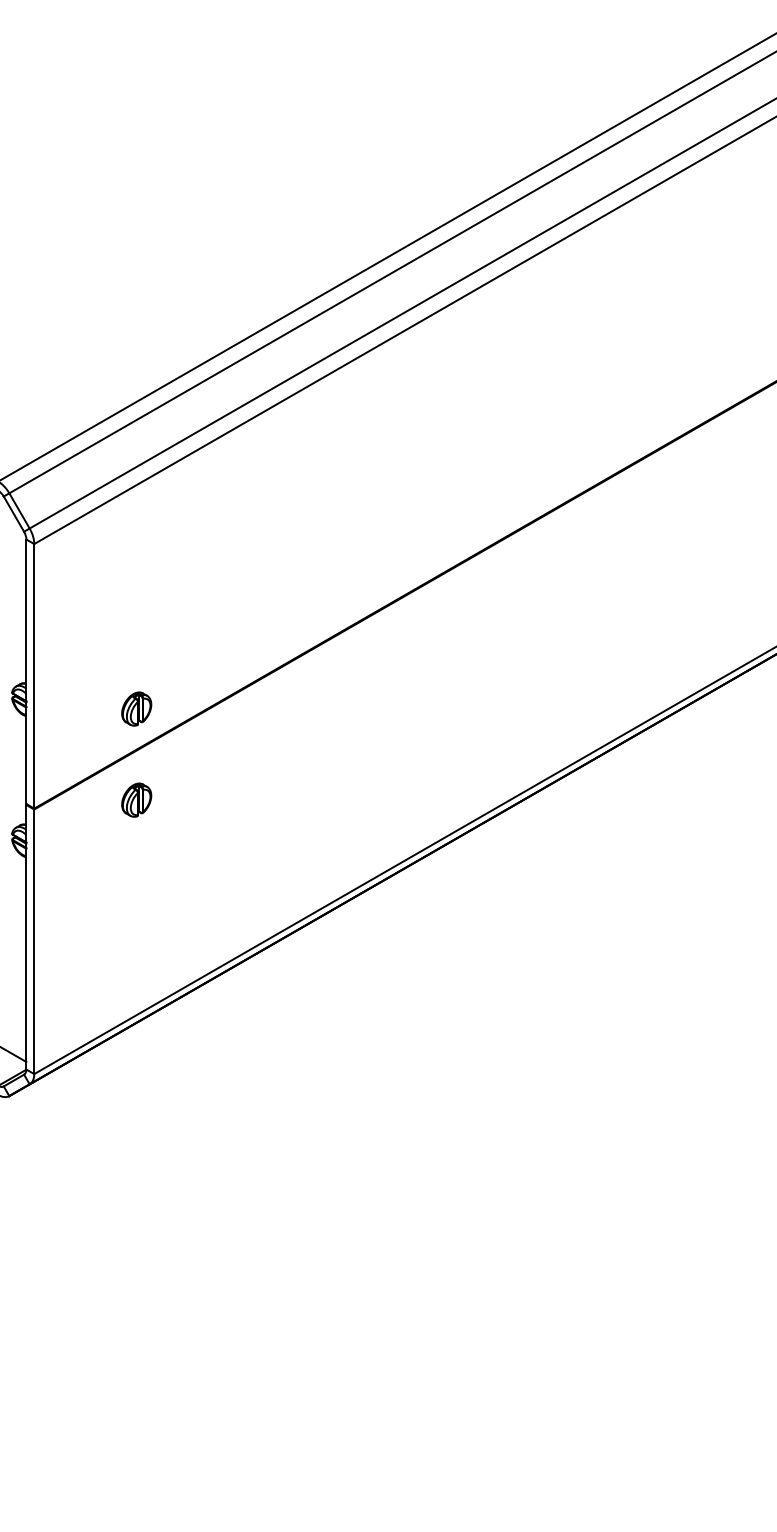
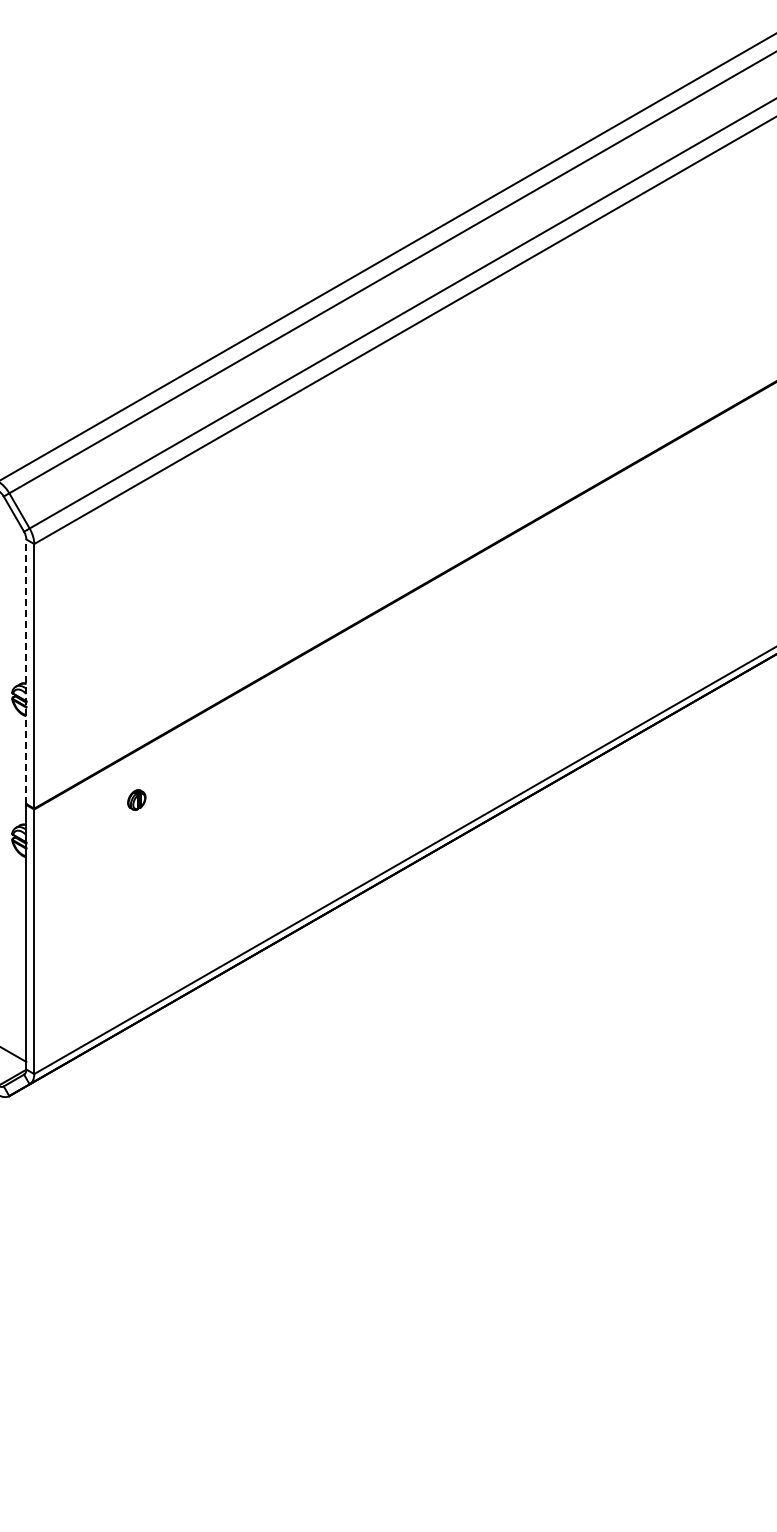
line: solid -> dashed (26, 671)
part: present -> none (136, 708)
part size: 32x36 px -> 20x22 px (136, 799)
